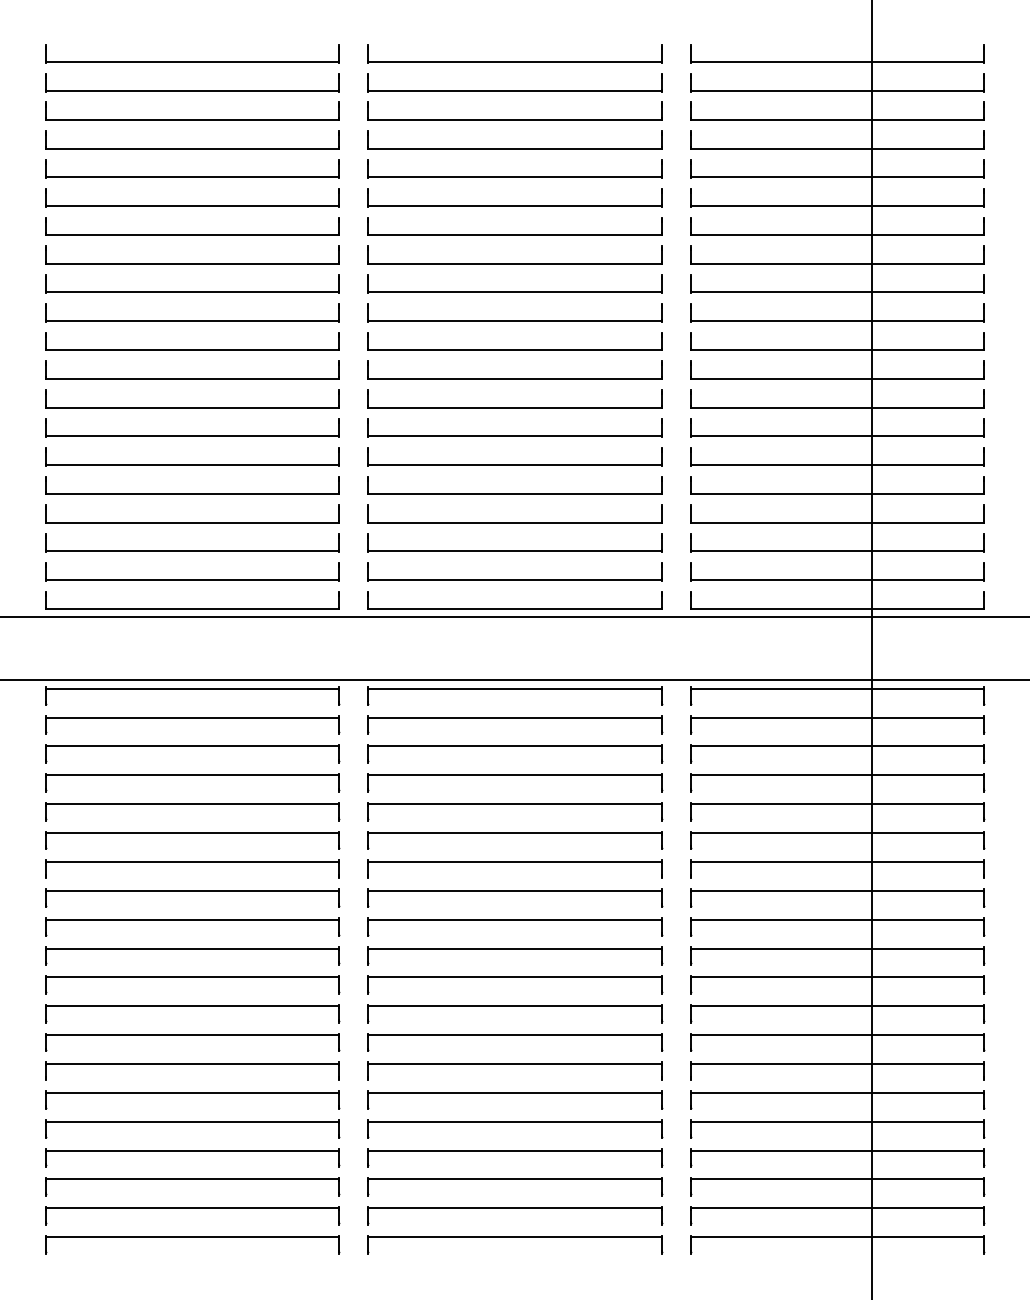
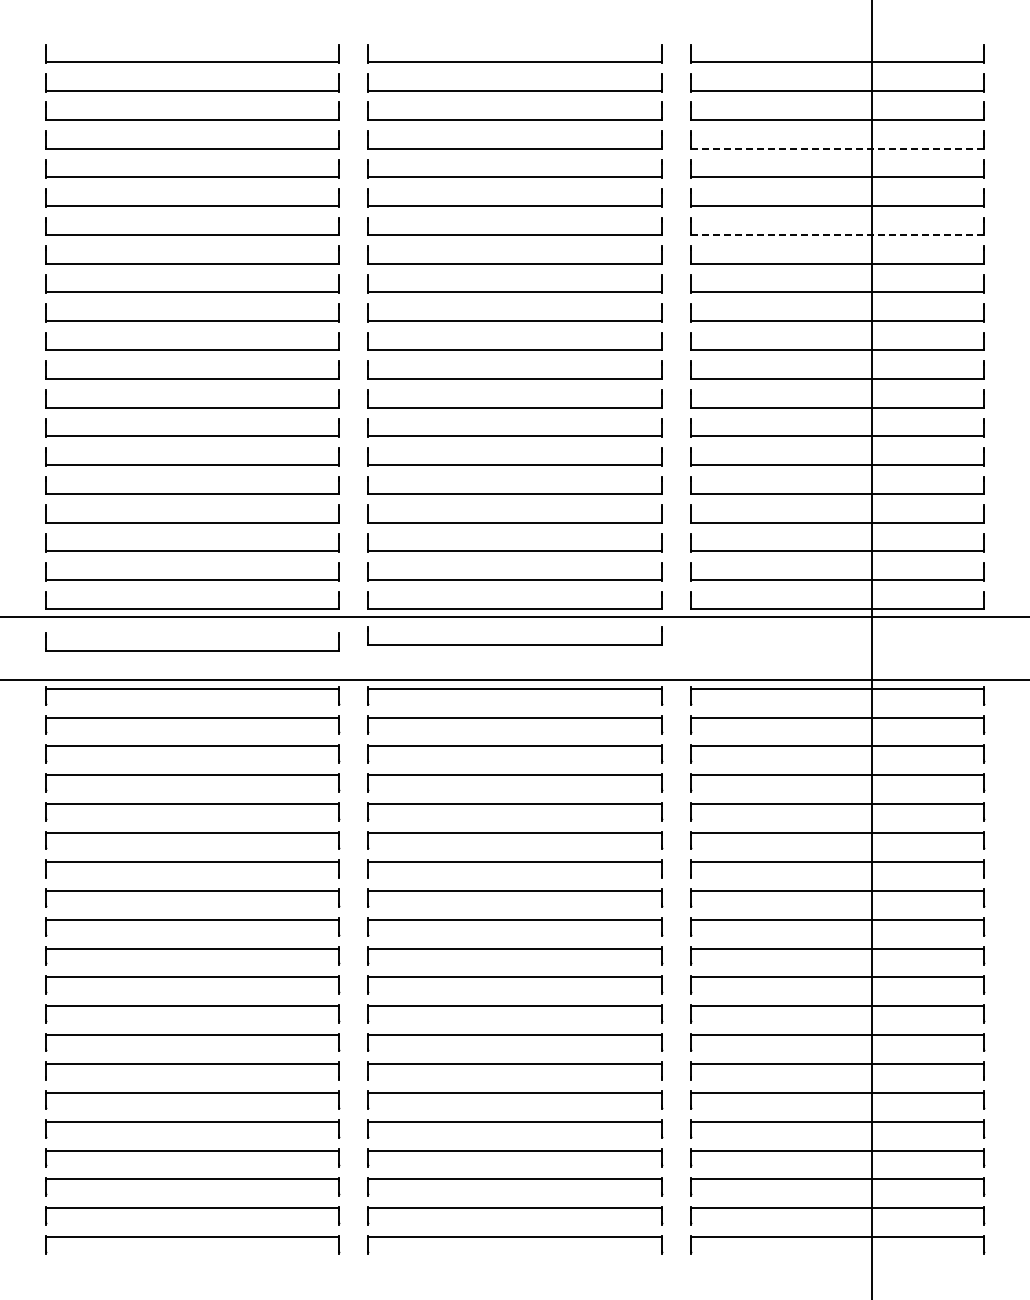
line: solid -> dashed (837, 148)
line: solid -> dashed (837, 234)
part: none -> present (514, 644)
part: none -> present (192, 650)
